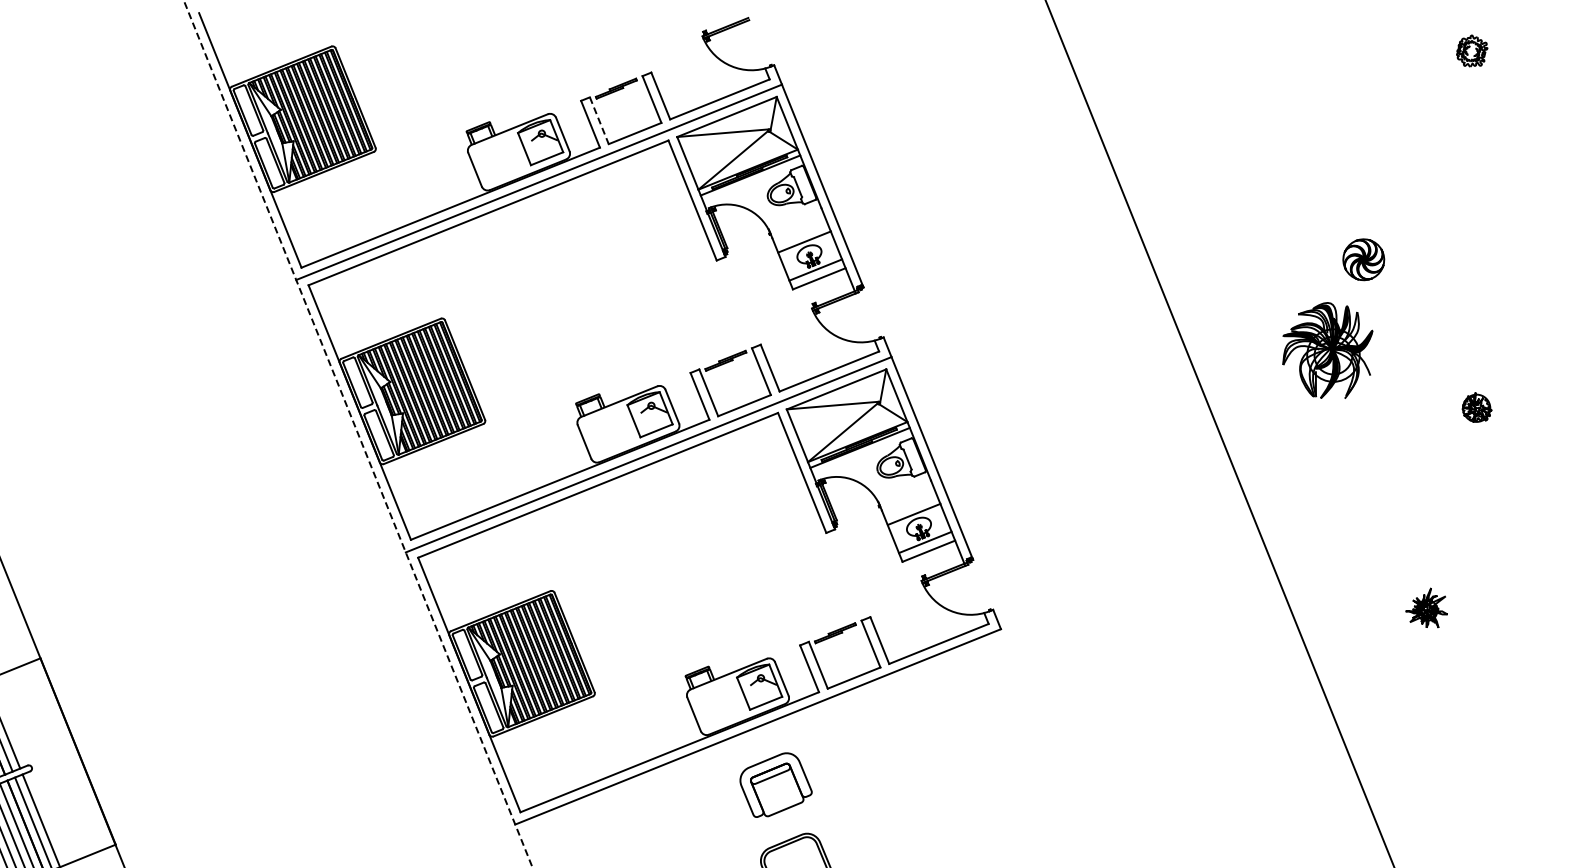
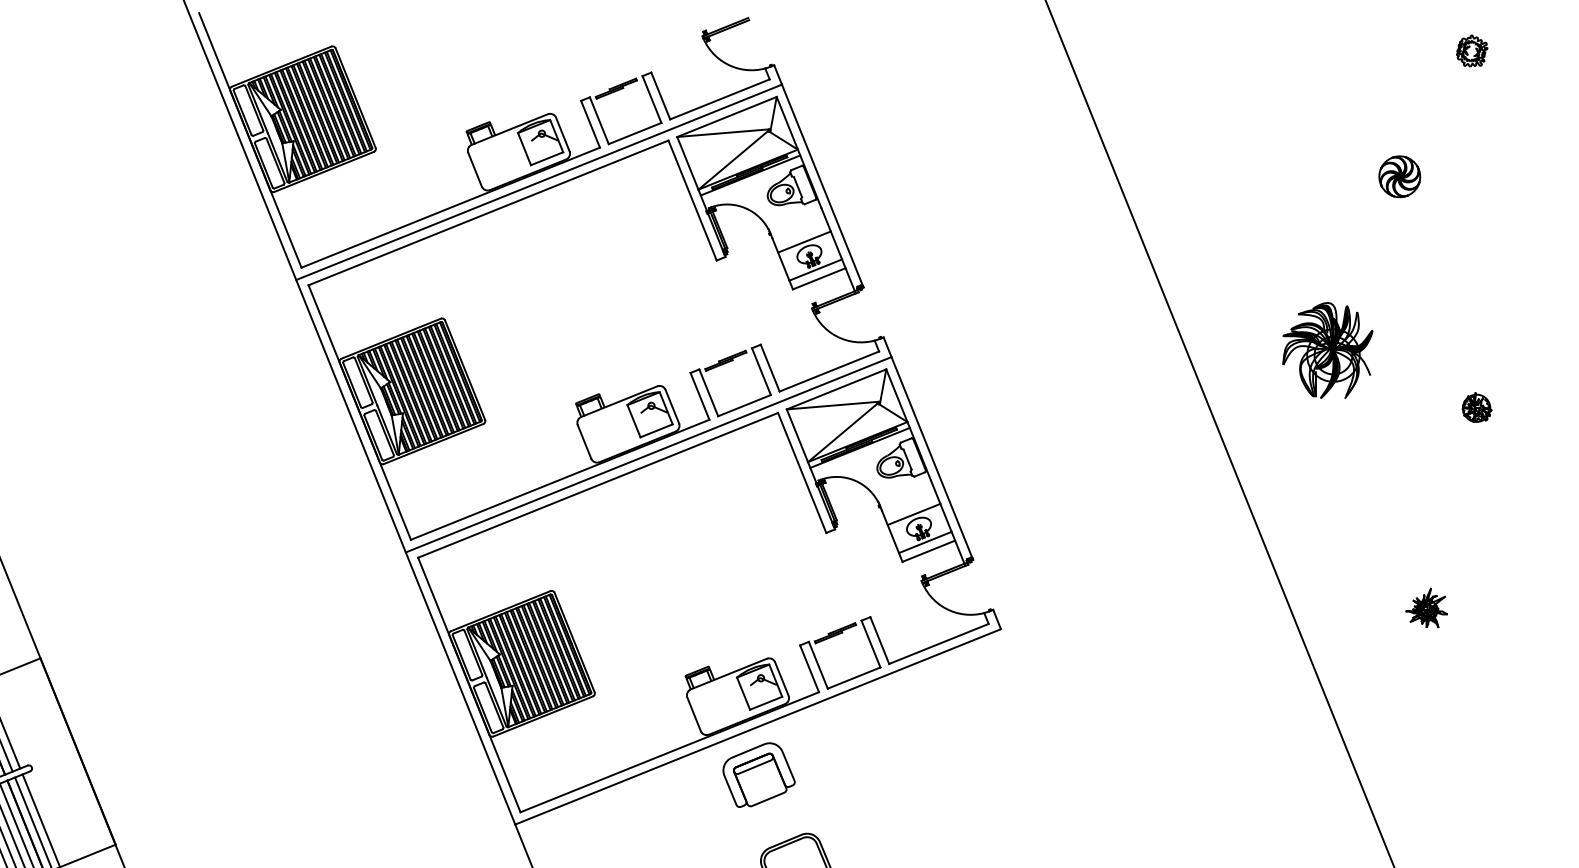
line: dashed -> solid (599, 121)
part position: (1363, 259) -> (1399, 176) (1399, 176)
line: dashed -> solid (358, 434)
part position: (775, 784) -> (758, 774) (758, 774)
